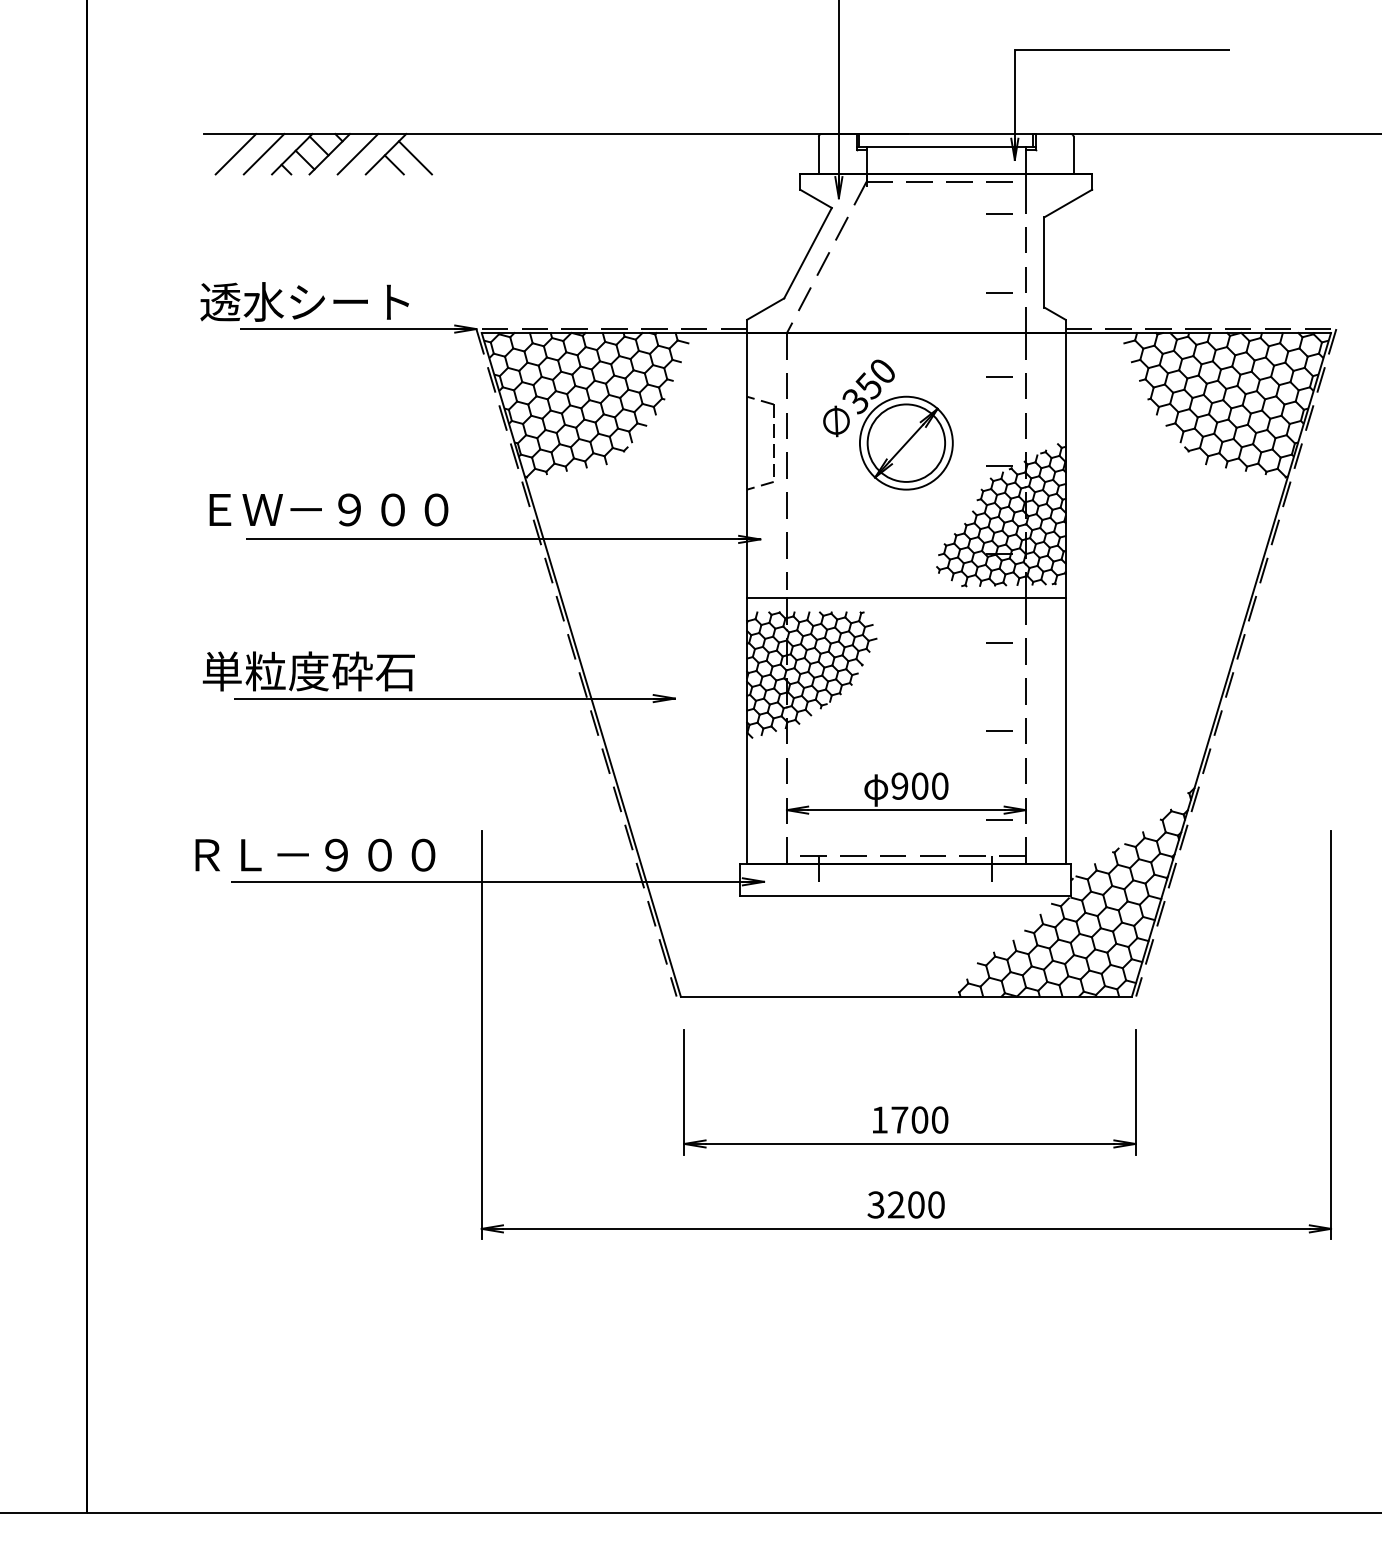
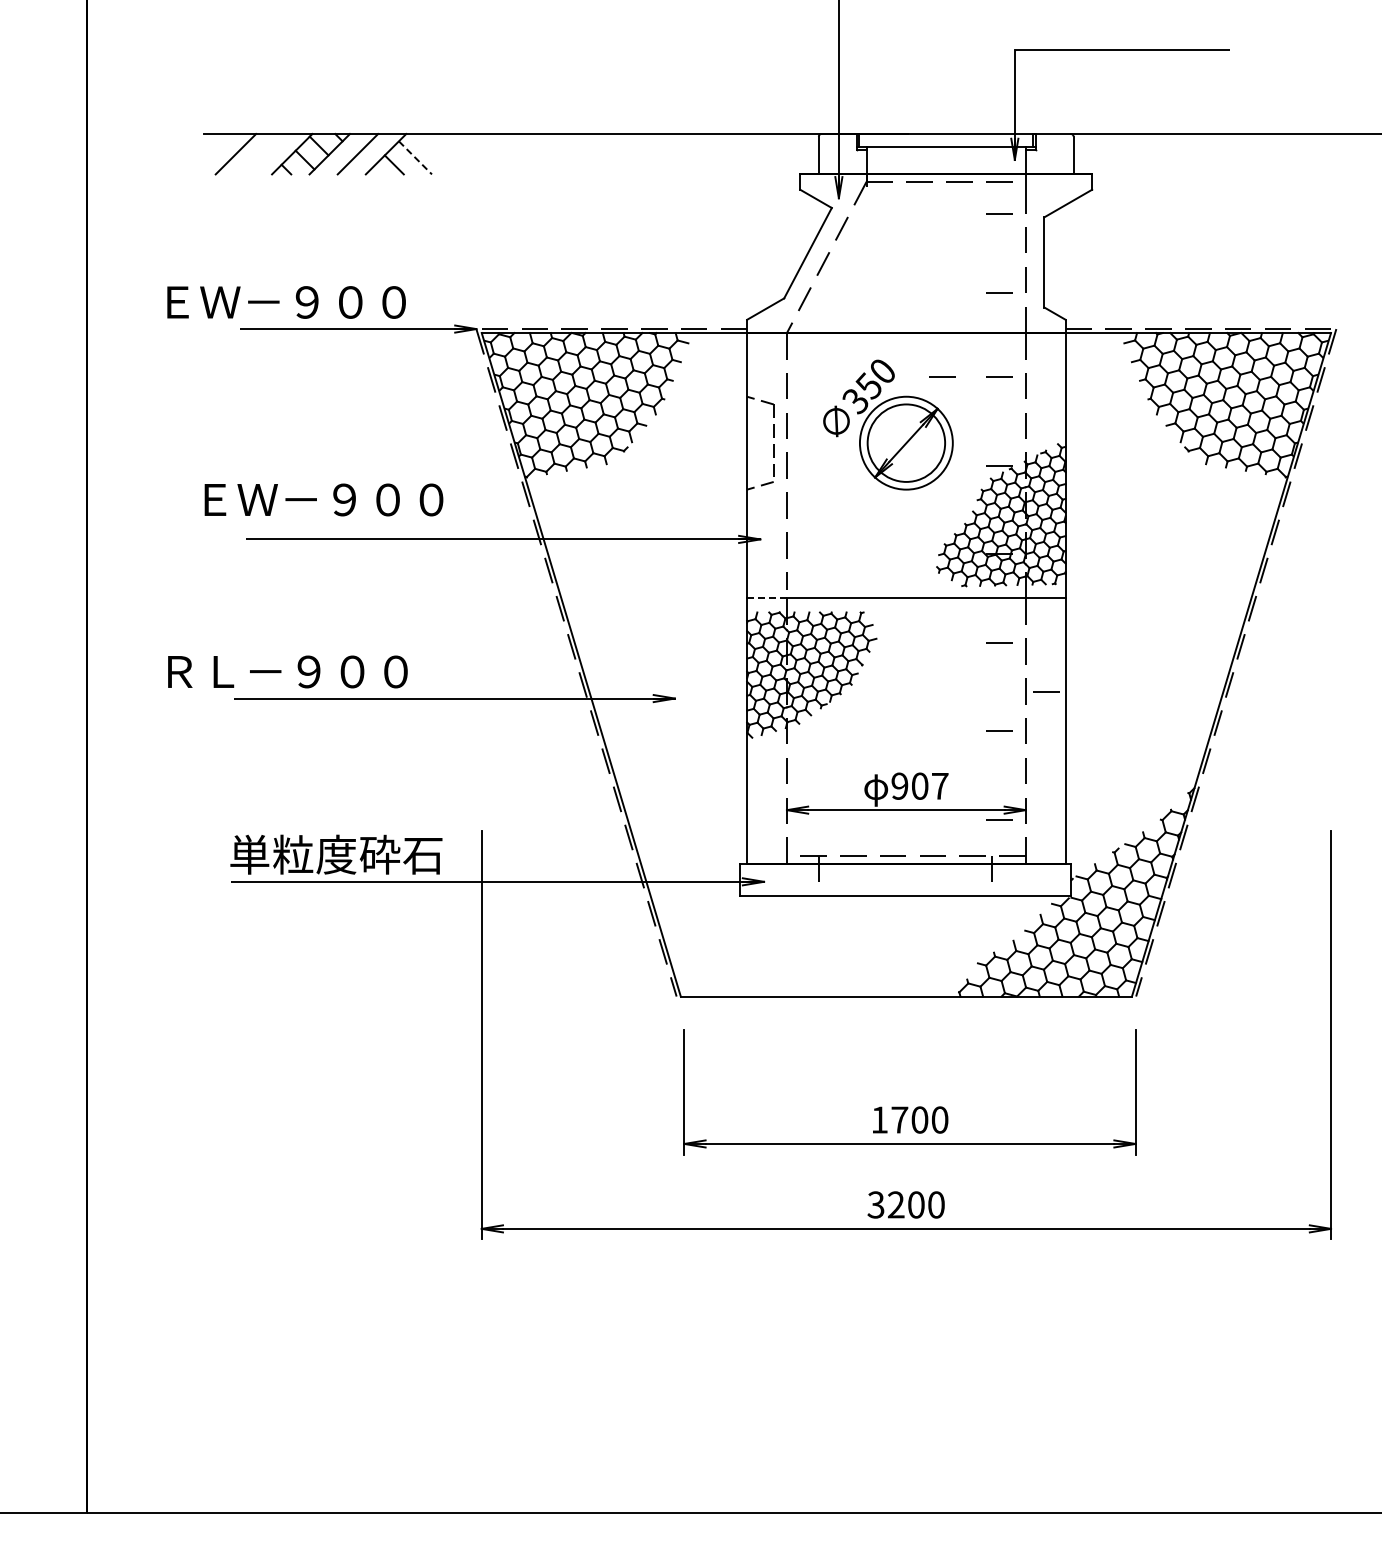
line: present -> none (263, 154)
line: solid -> dashed (415, 158)
text: 透水シート -> ＥＷ－９００ (288, 301)
line: none -> present (942, 376)
text position: (328, 509) -> (323, 499) (323, 499)
line: solid -> dashed (767, 598)
text: 単粒度砕石 -> ＲＬ－９００ (291, 671)
line: none -> present (1046, 691)
text: 900 -> 907 (940, 785)
text: ＲＬ－９００ -> 単粒度砕石 (318, 854)
